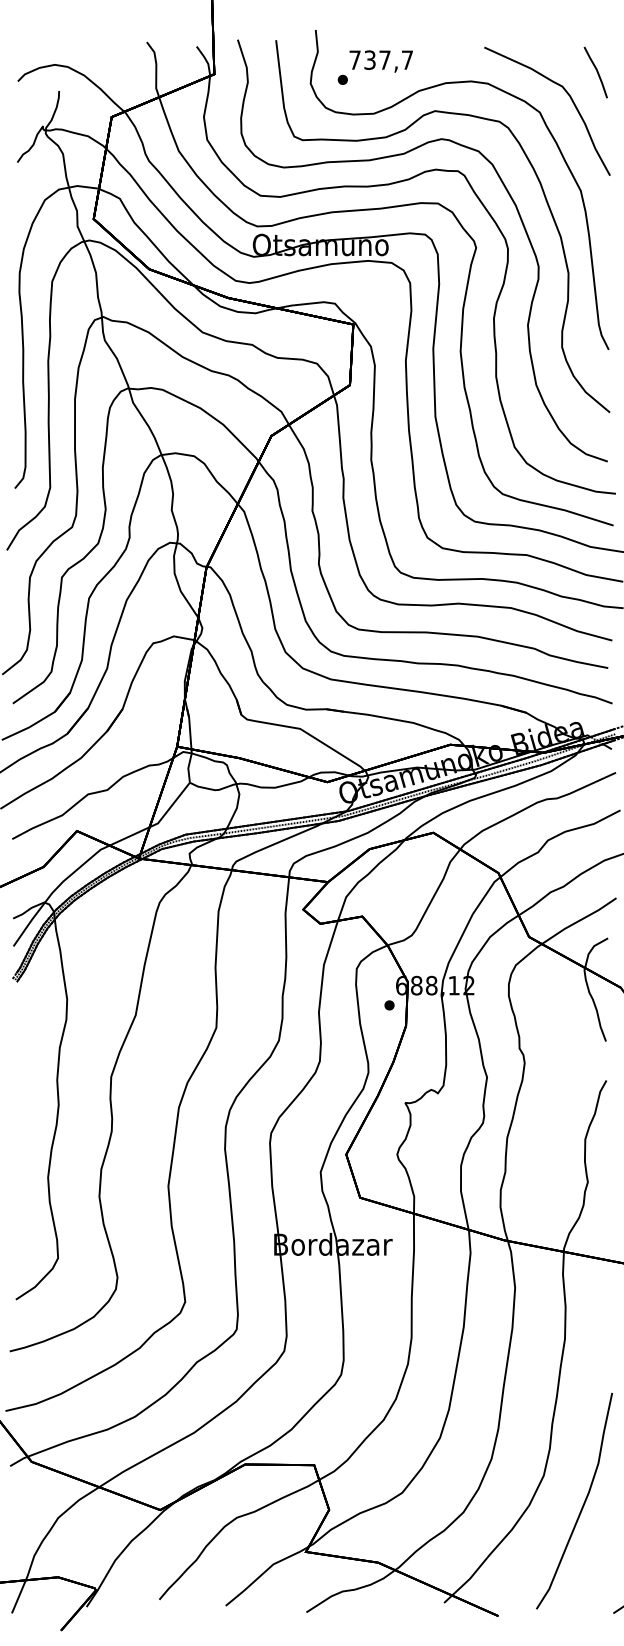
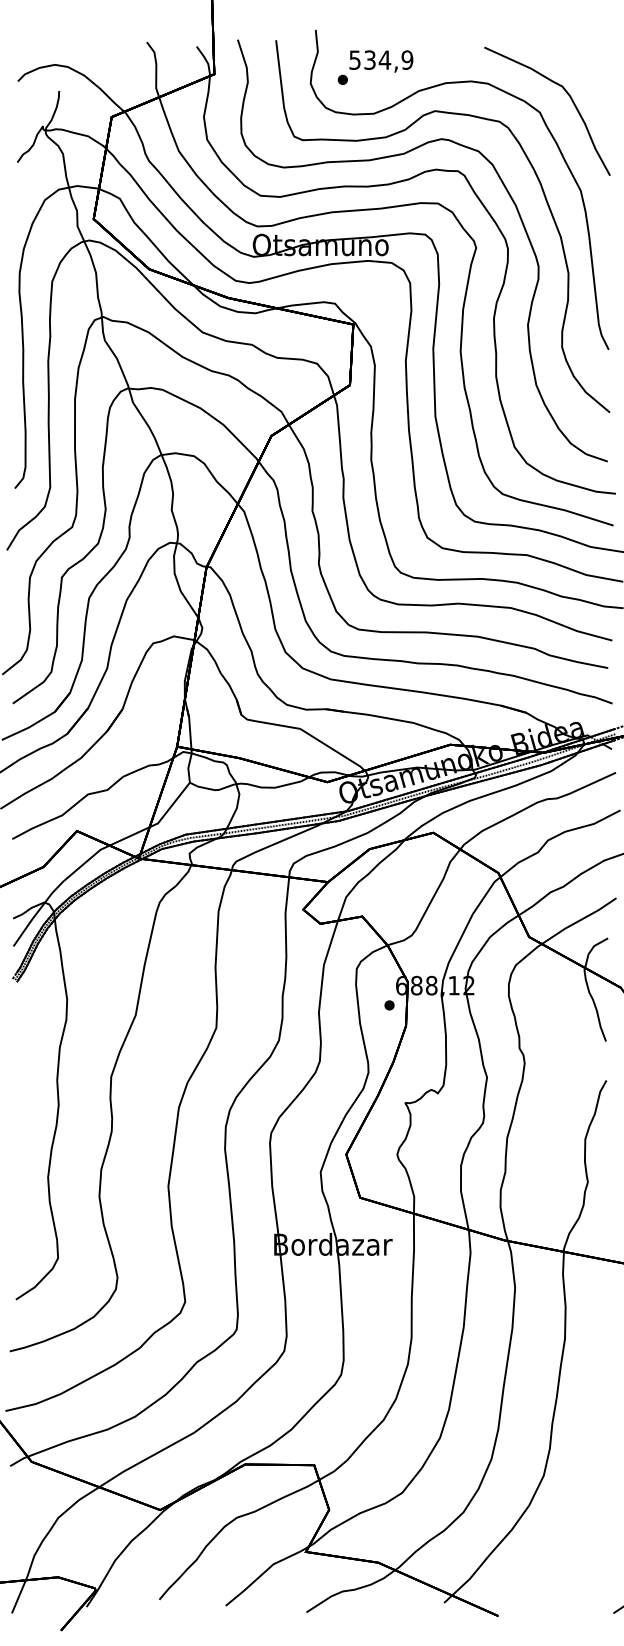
text: 737,7 -> 534,9 (381, 59)
part: present -> none (595, 72)
part: present -> none (583, 1502)
